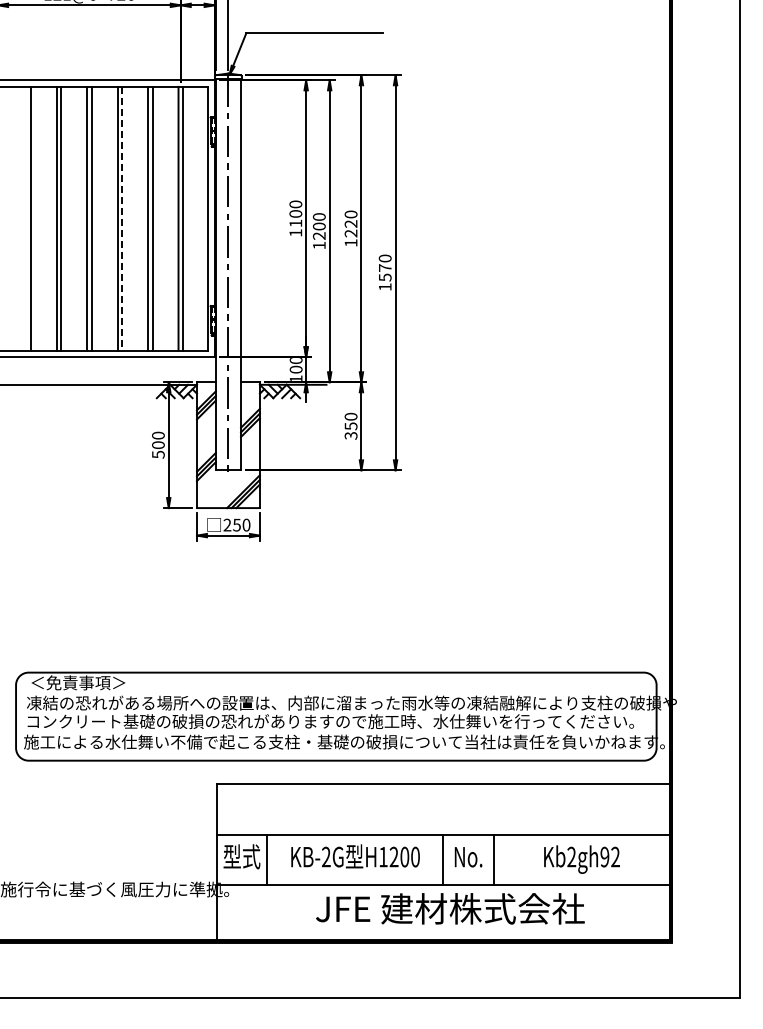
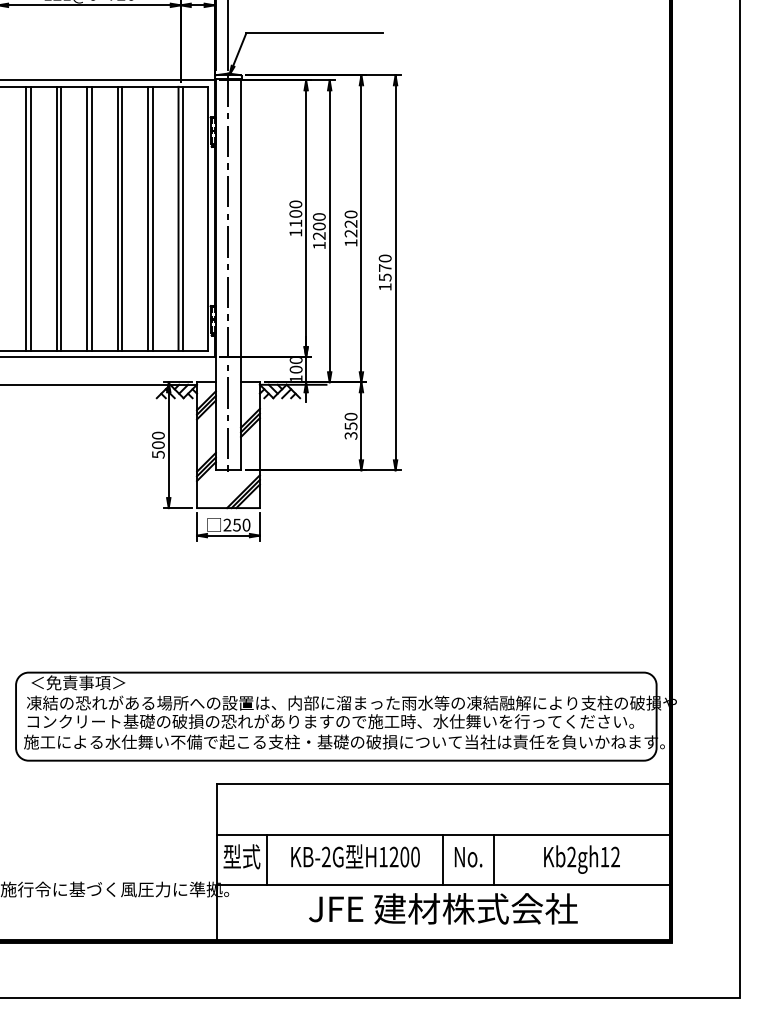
line: none -> present (26, 218)
line: dashed -> solid (122, 218)
text: Kb2gh92 -> Kb2gh12 (604, 856)
text position: (450, 908) -> (443, 908) (443, 908)
